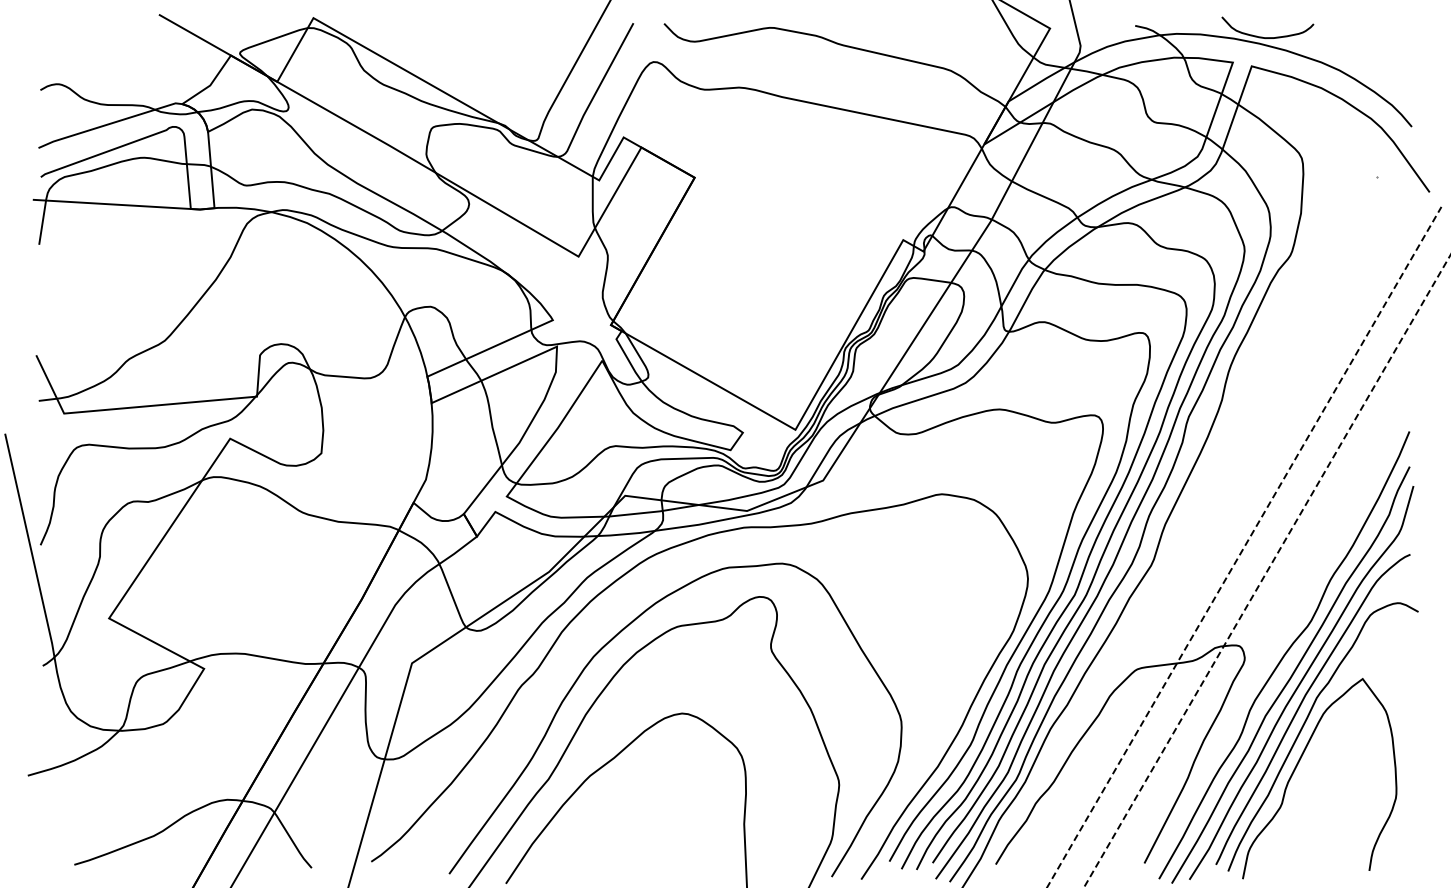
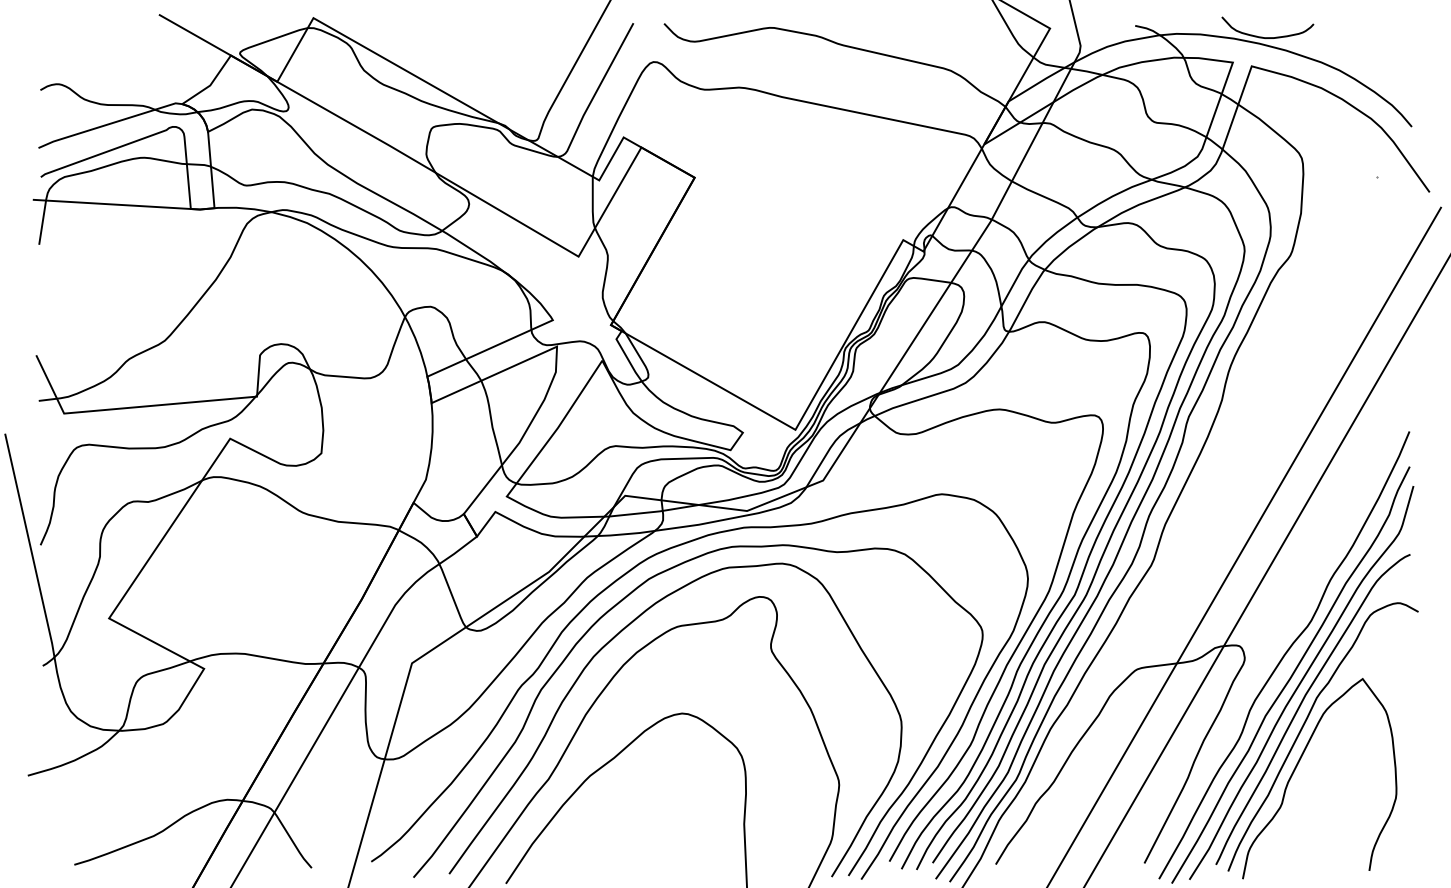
line: dashed -> solid (1244, 546)
line: dashed -> solid (1267, 571)
curve: none -> present (617, 605)
